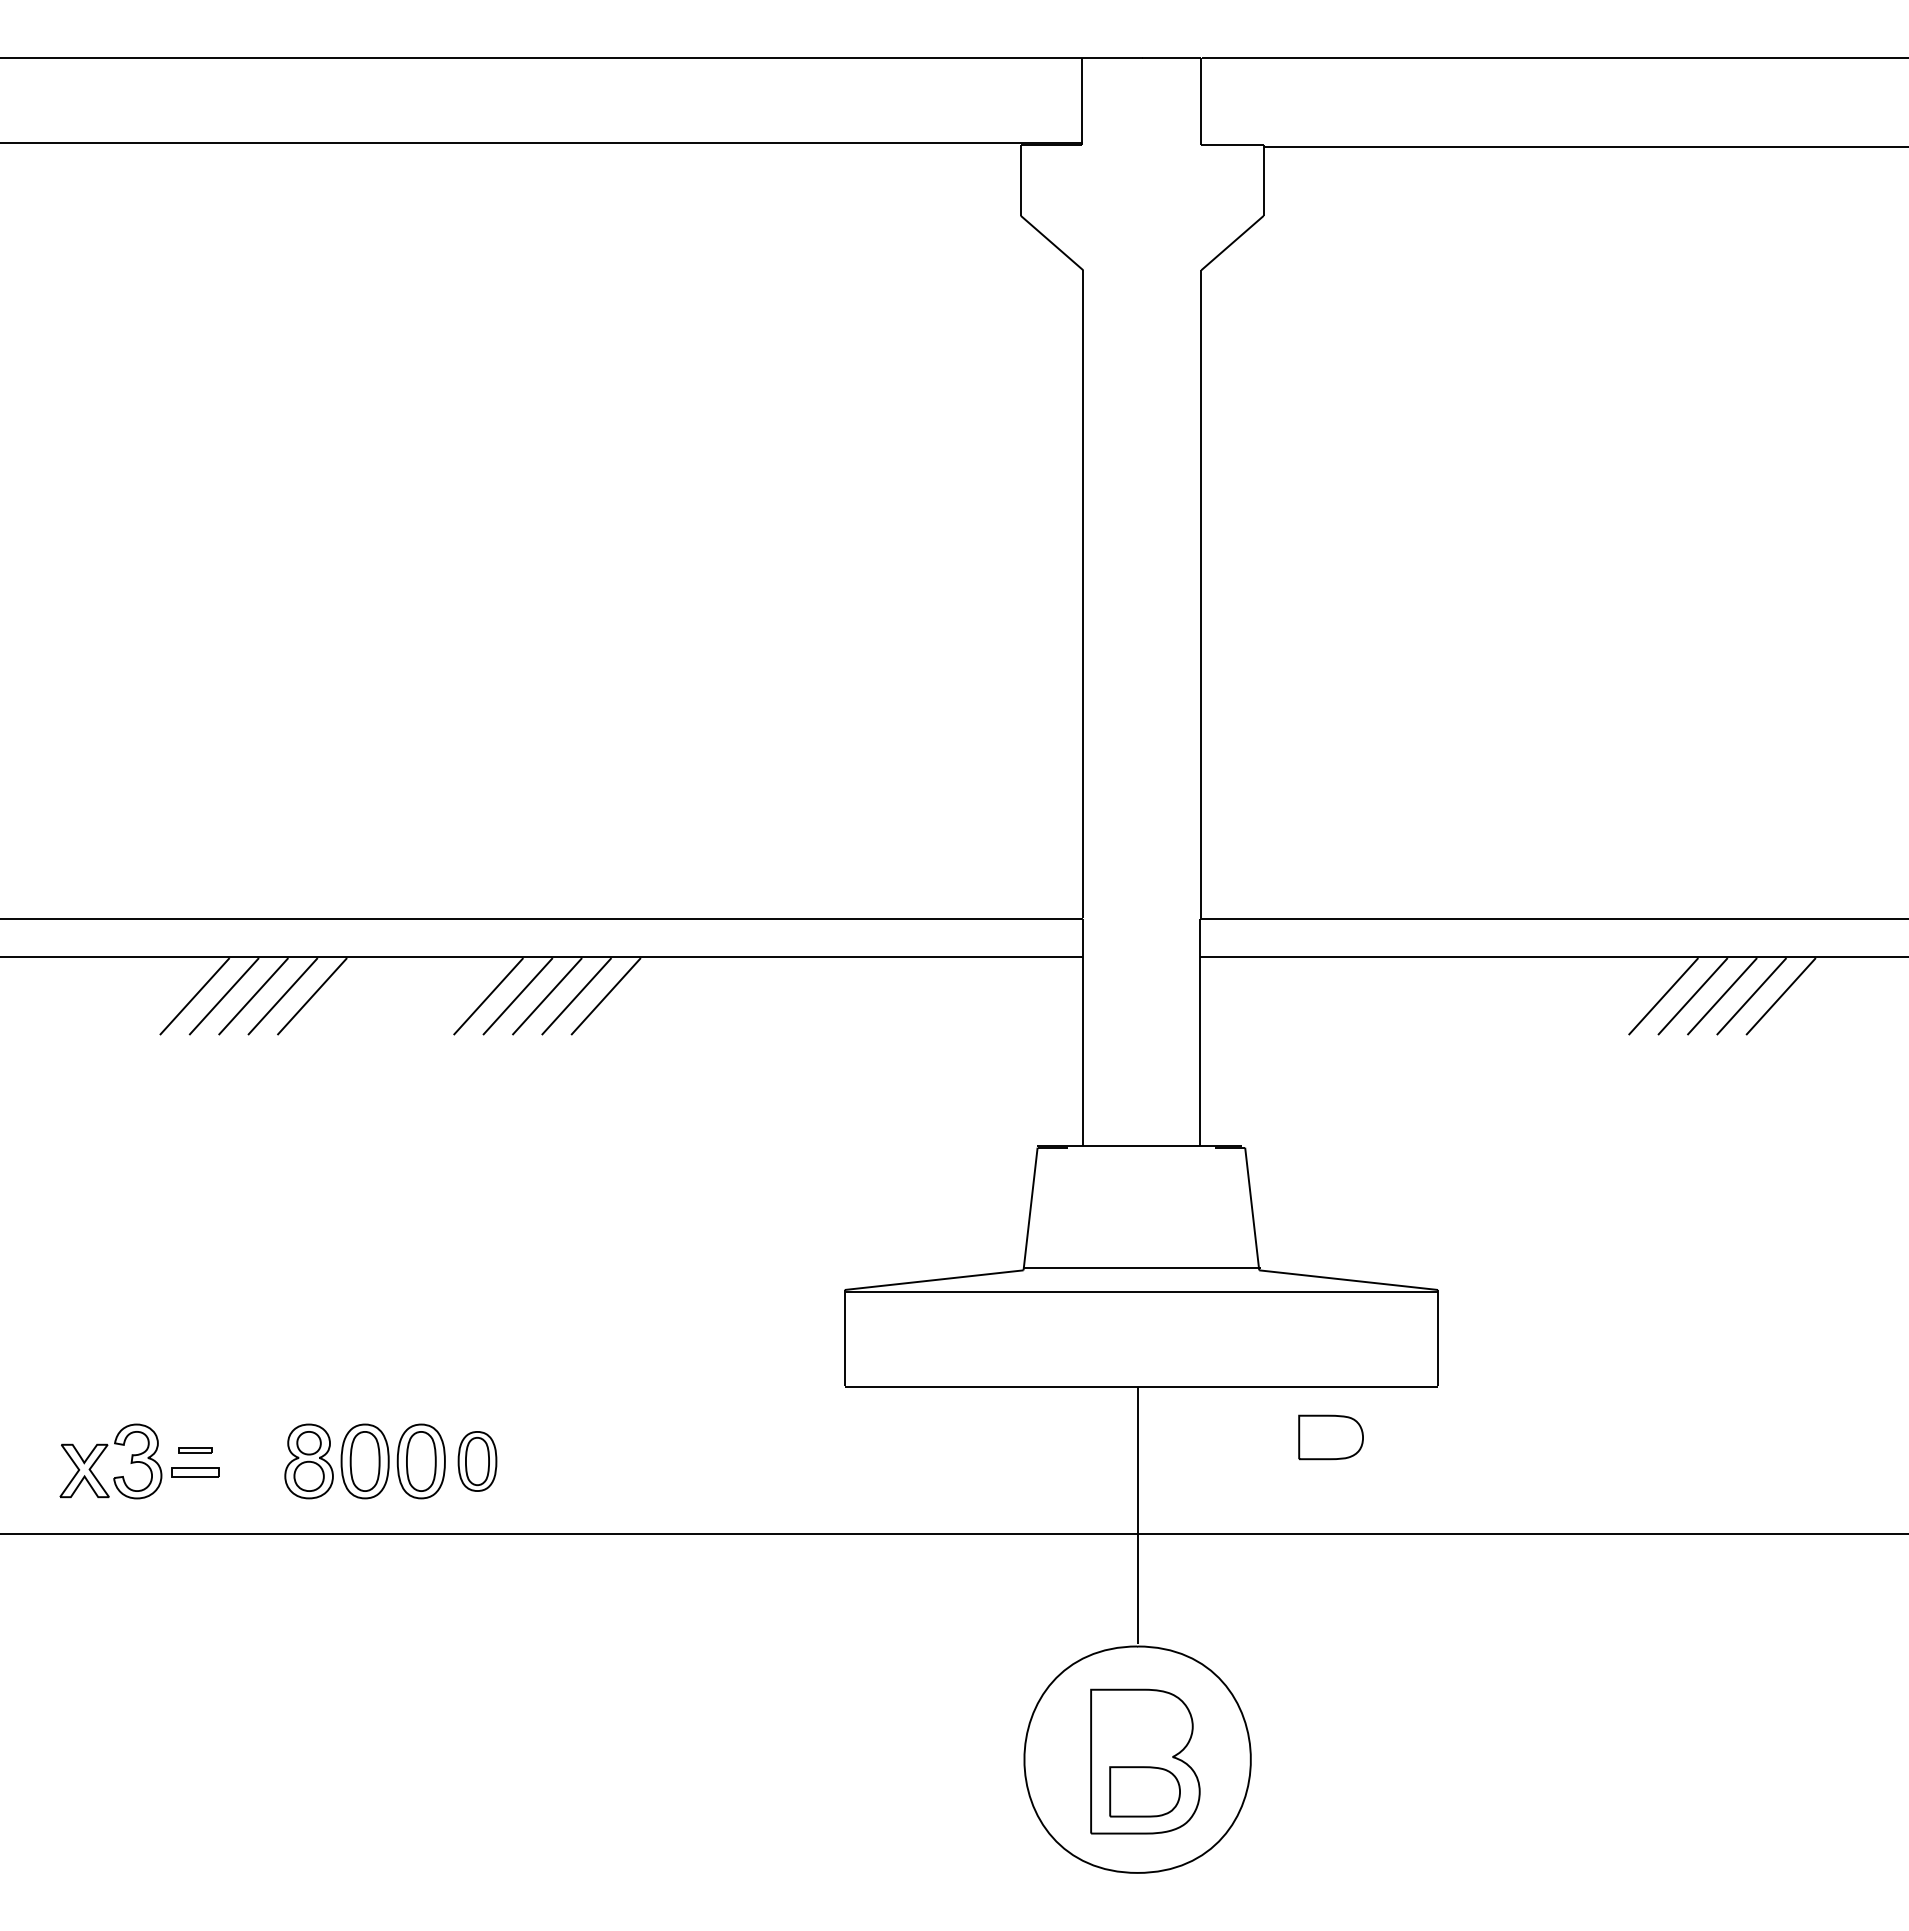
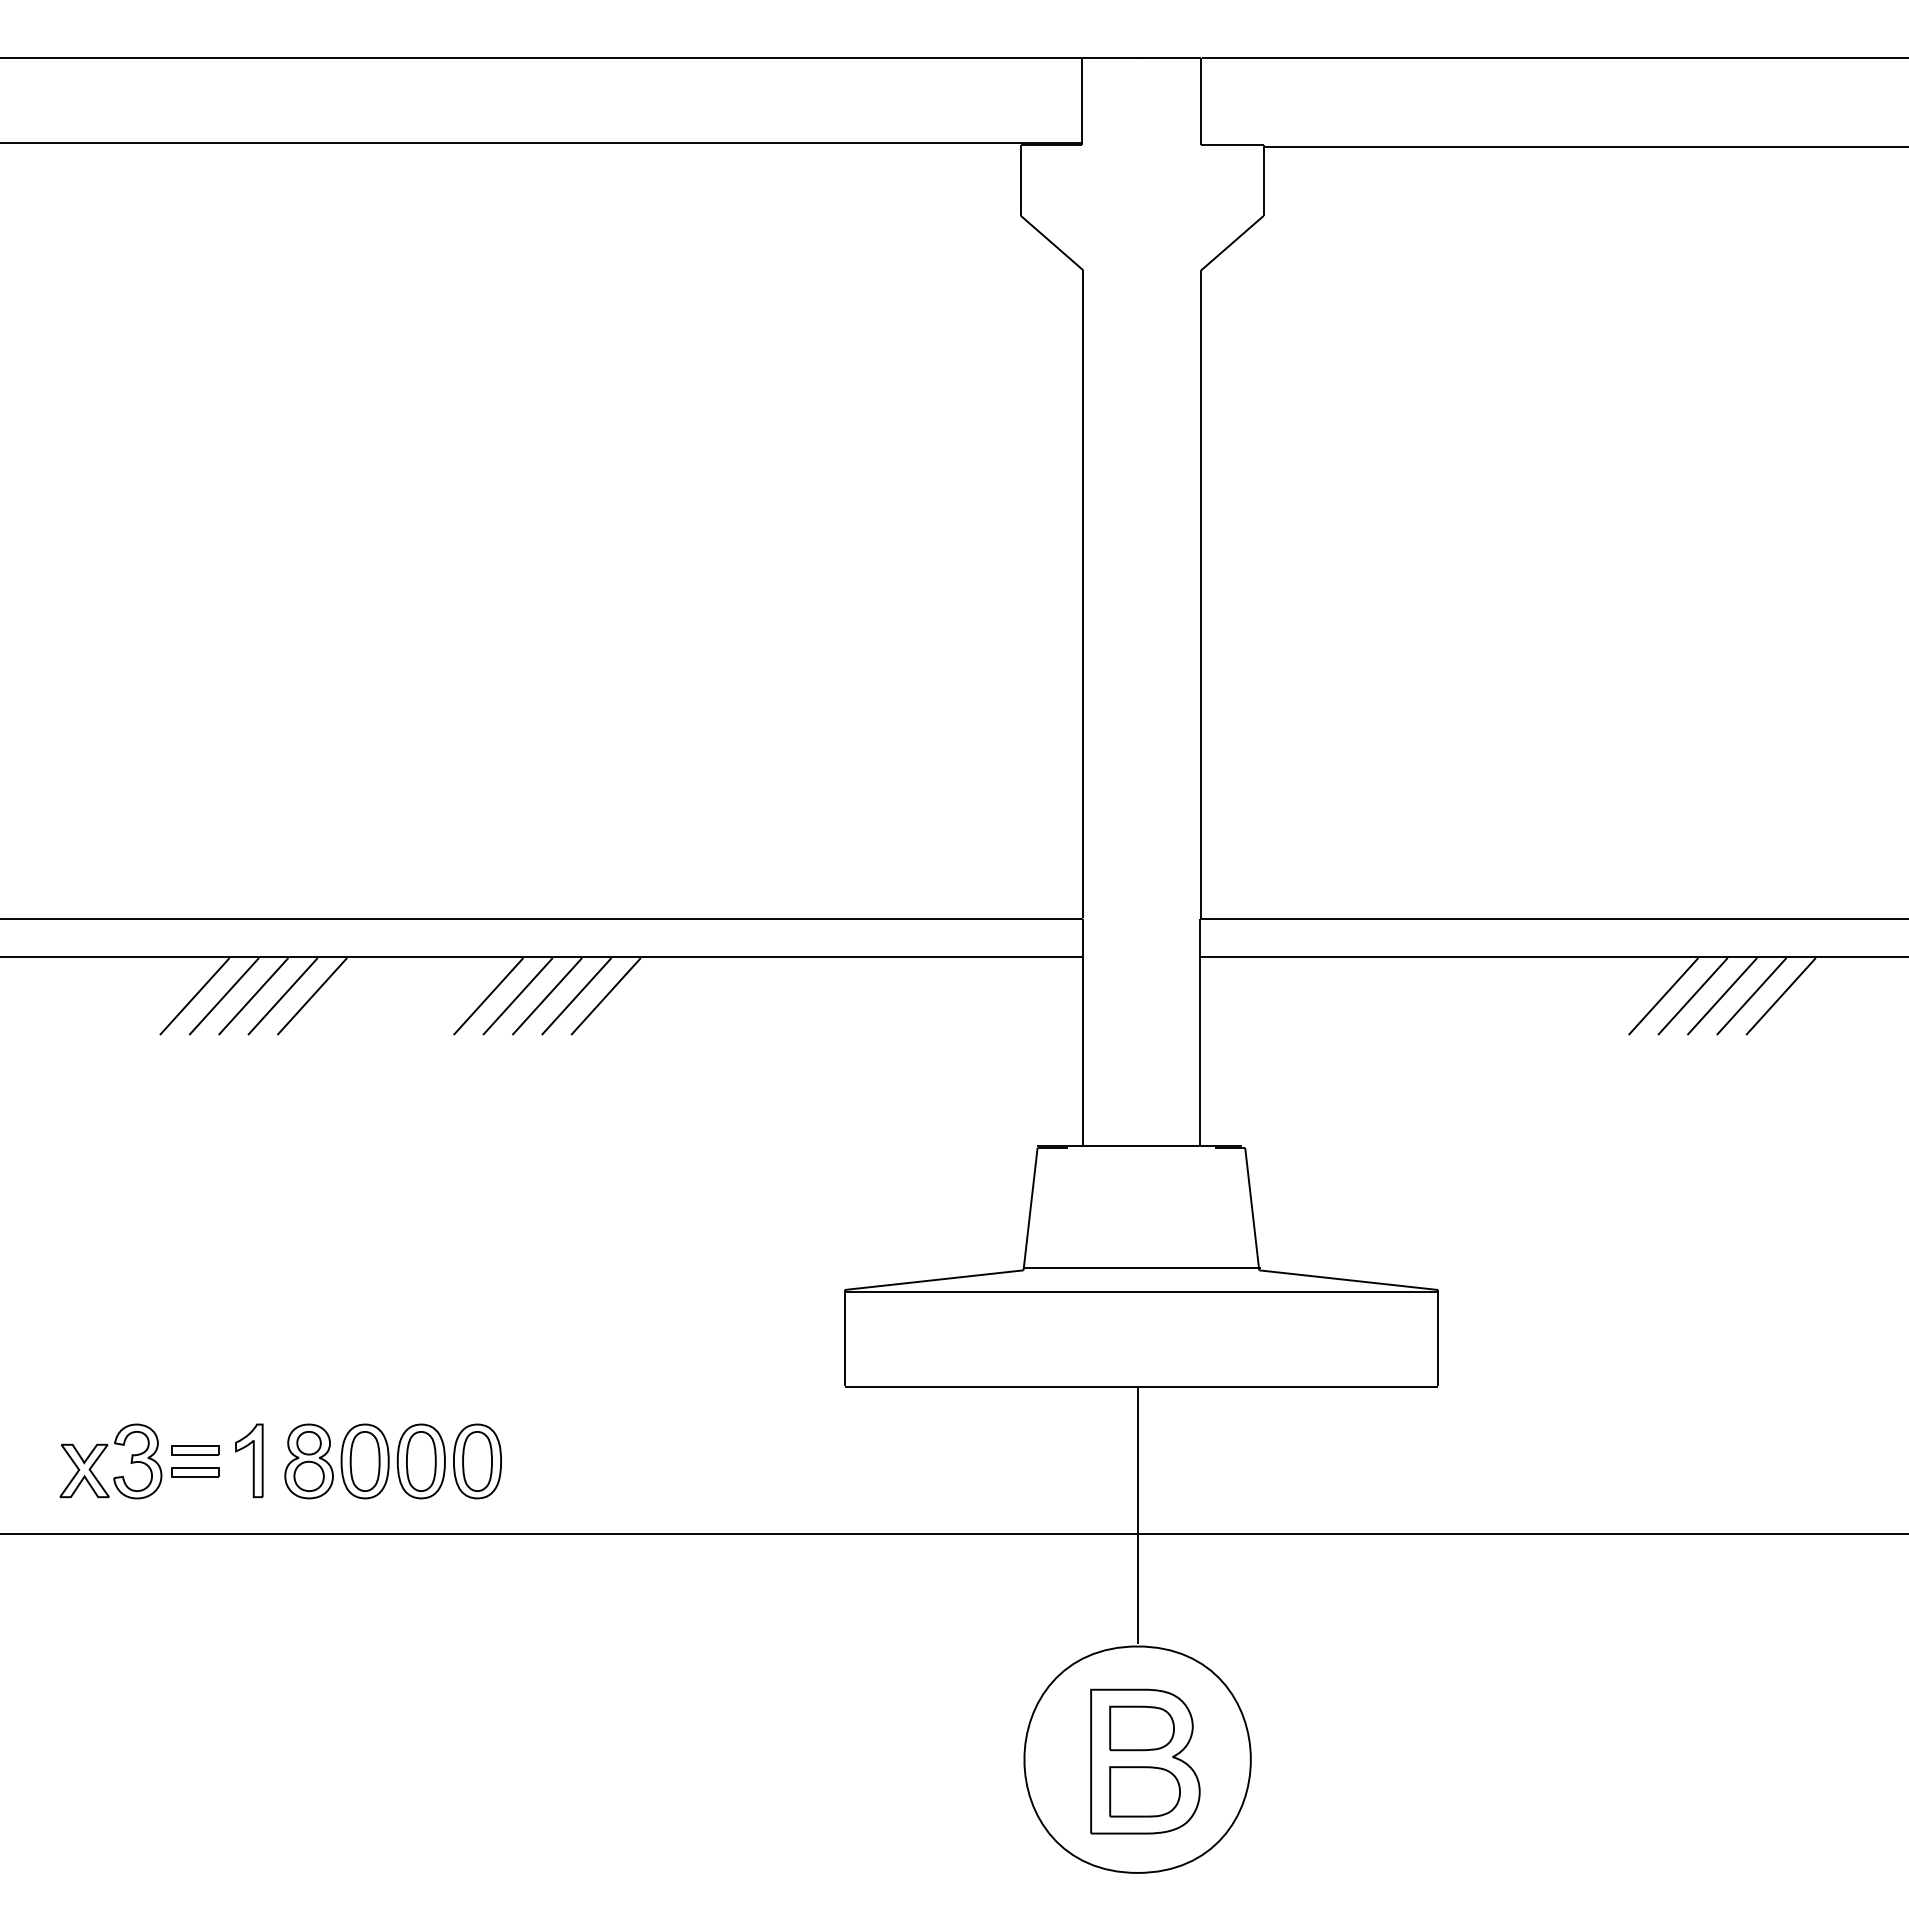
part position: (1330, 1437) -> (1141, 1728) (1141, 1728)
part size: 35x7 px -> 49x11 px (195, 1450)
part: none -> present (249, 1460)
part size: 41x61 px -> 49x77 px (477, 1461)
